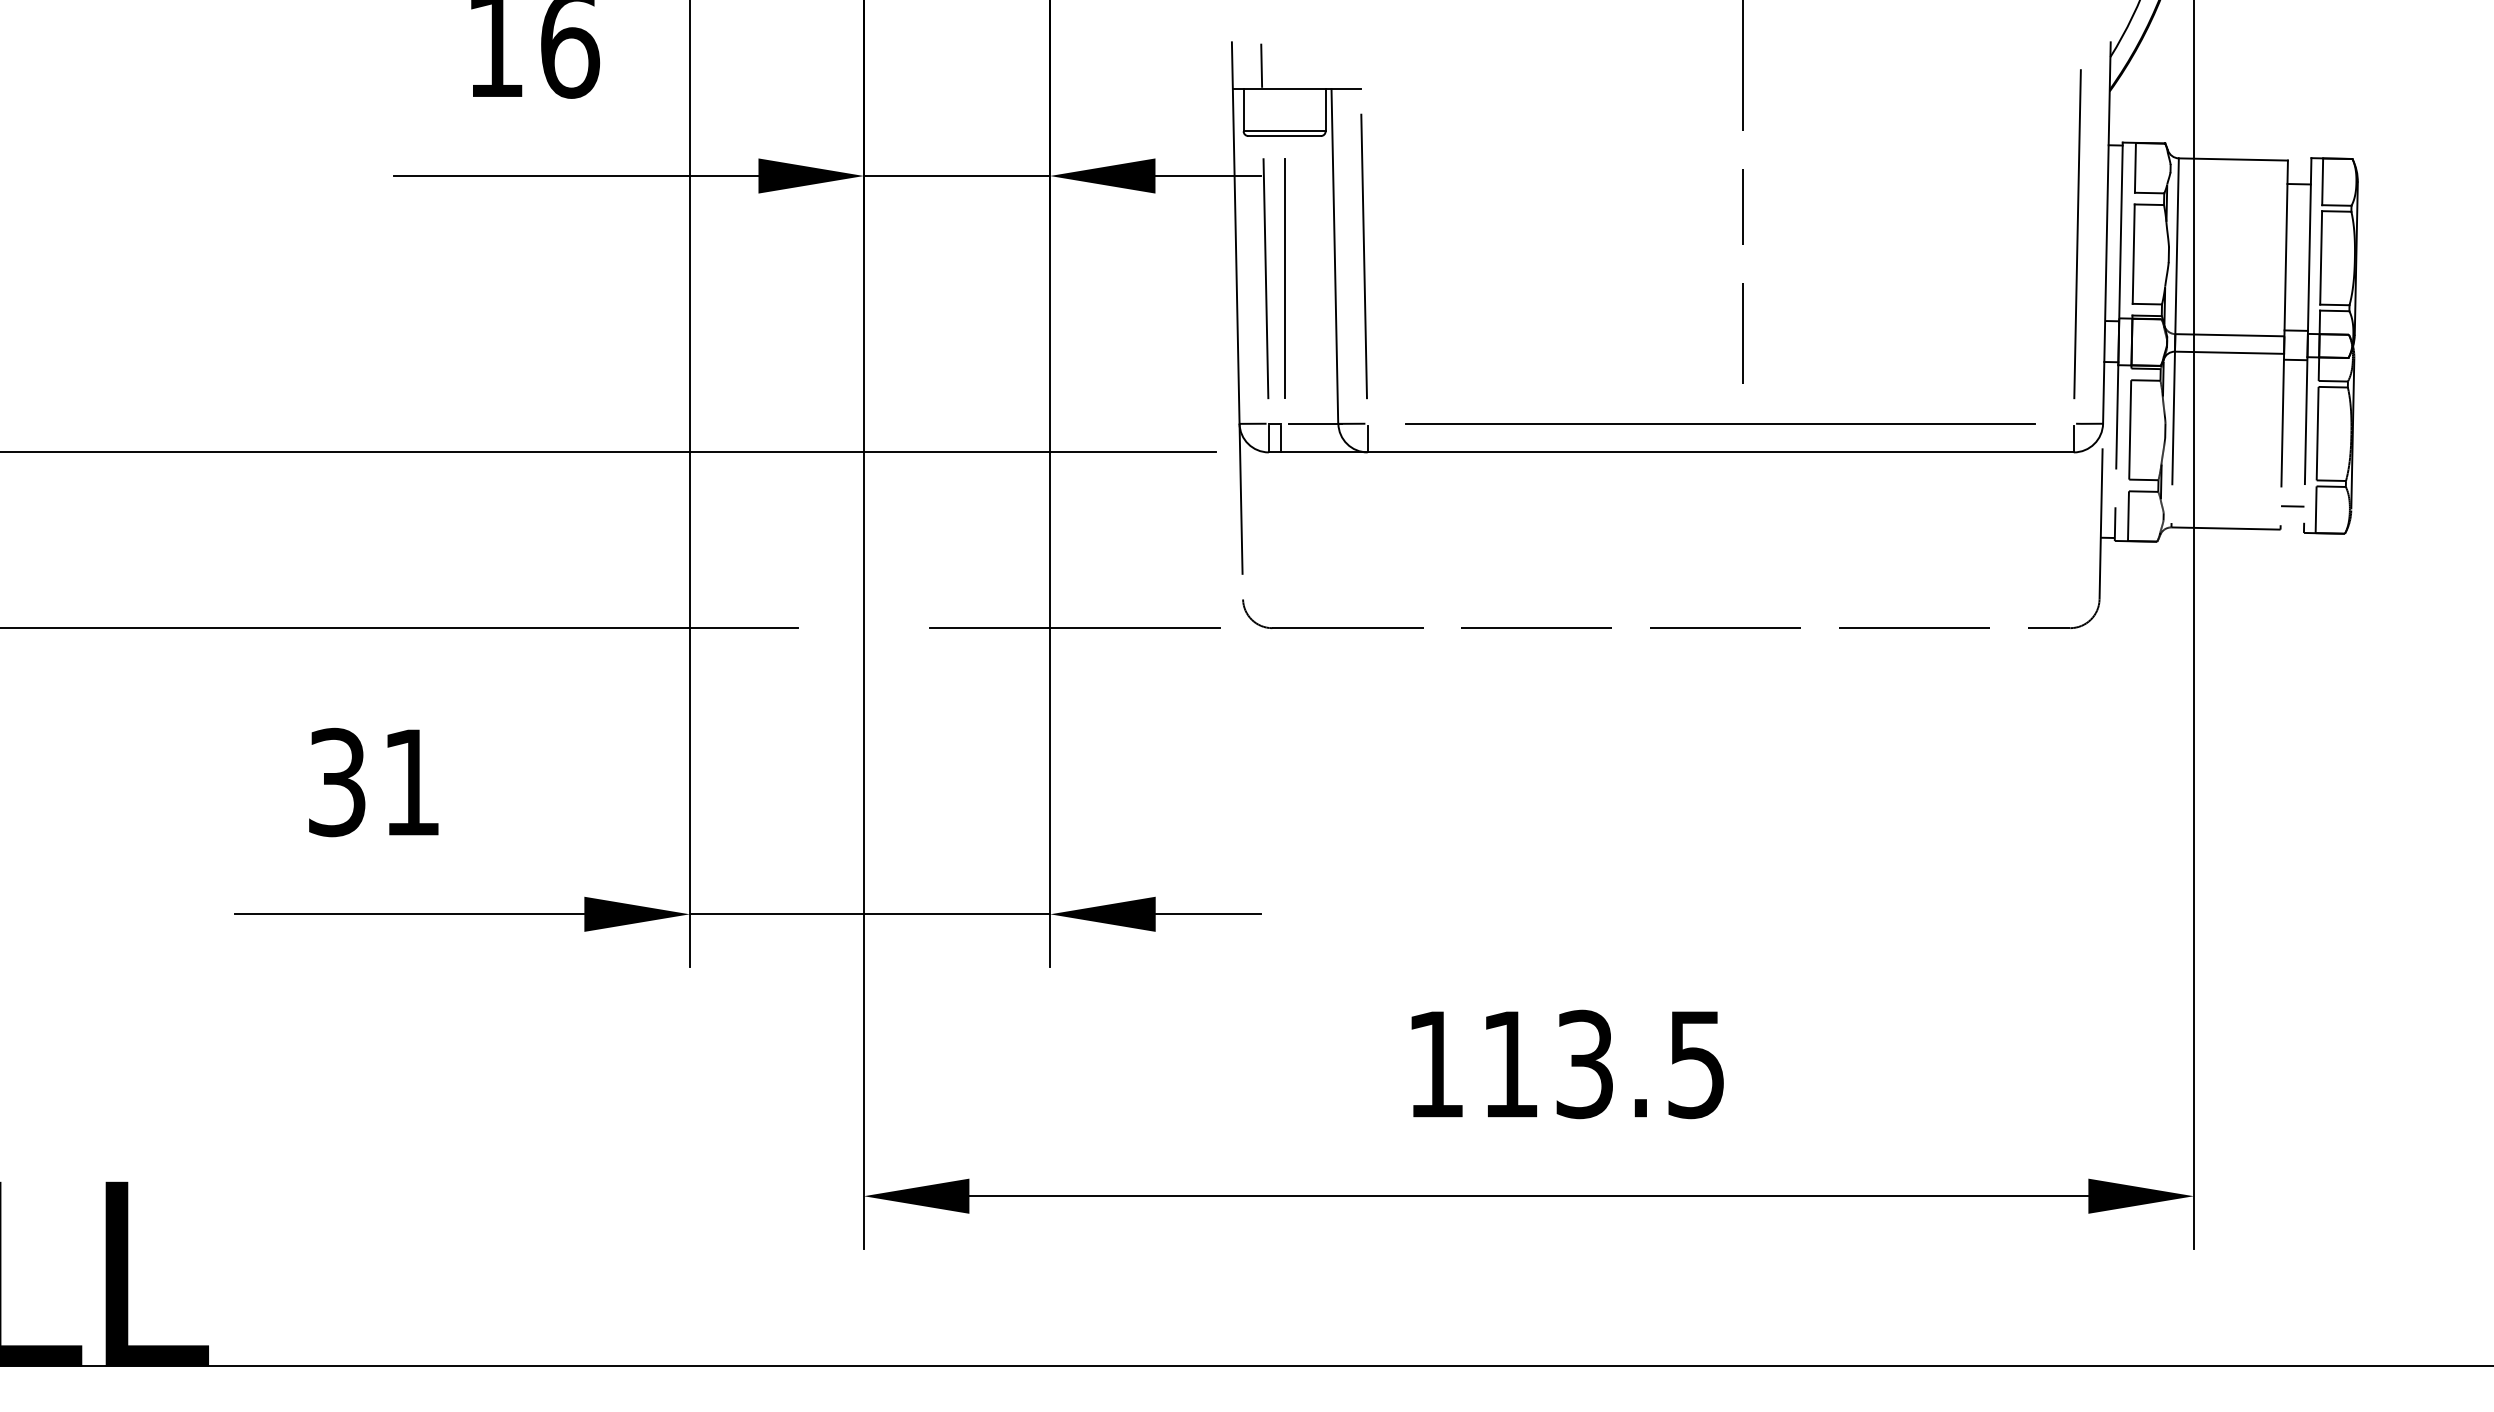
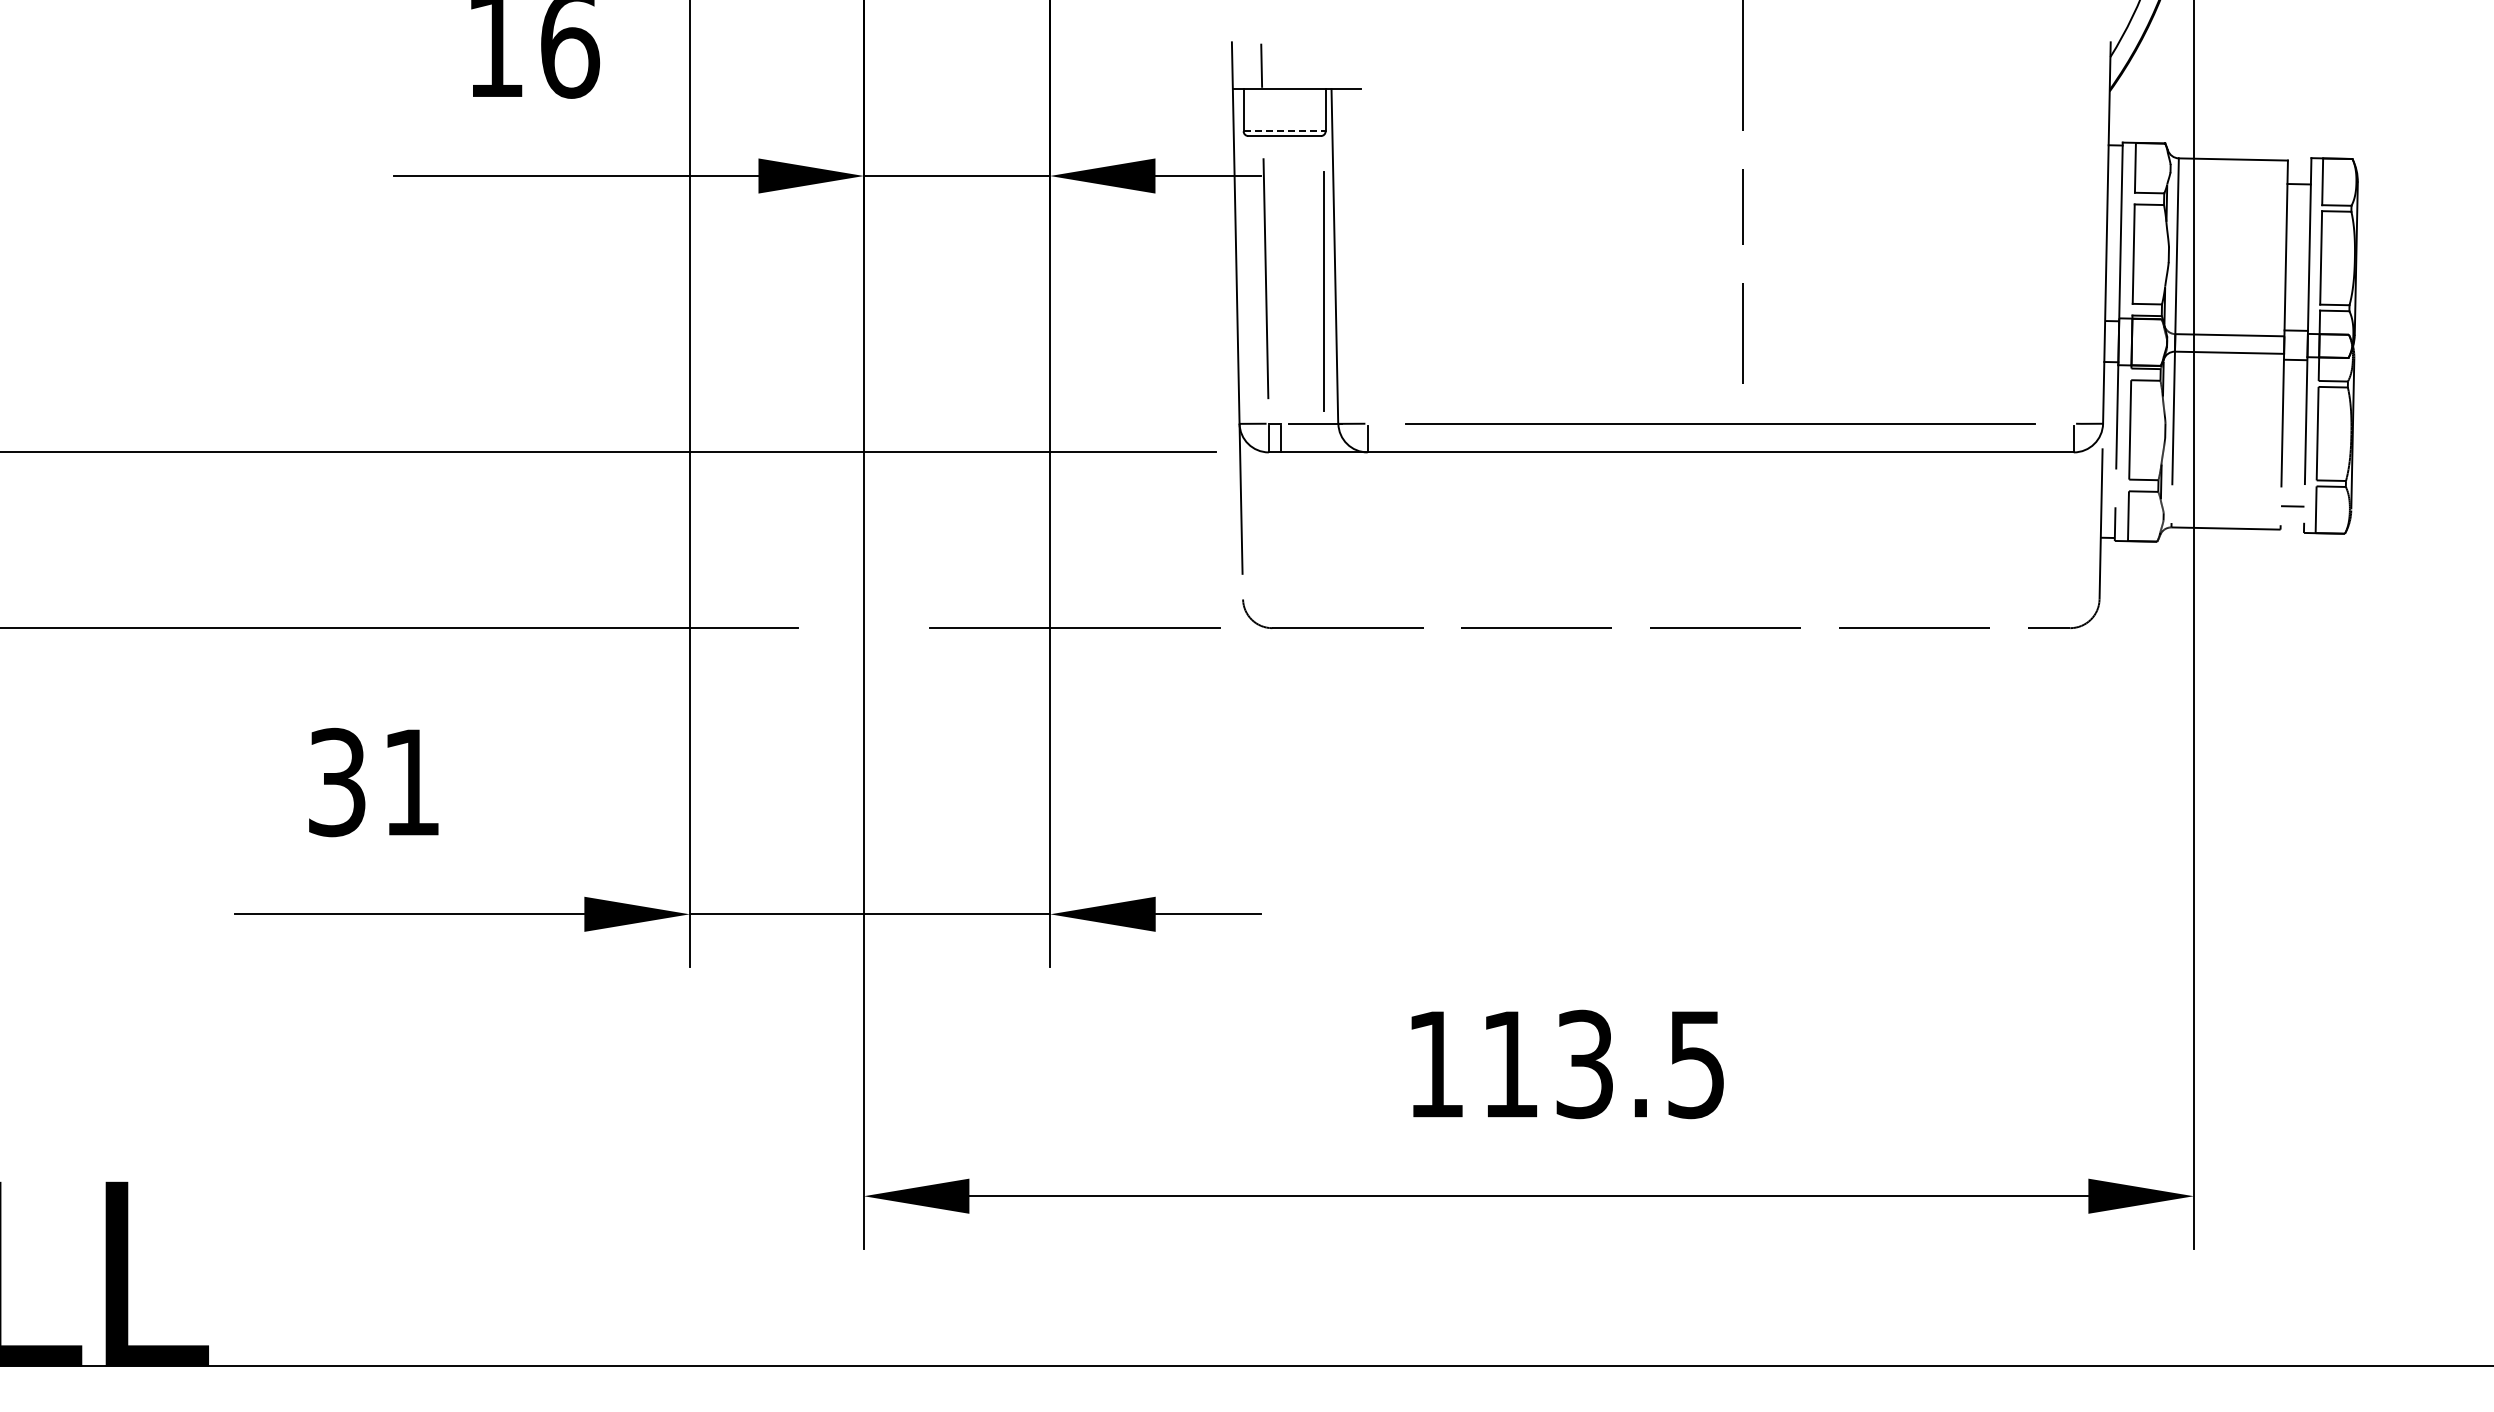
line: solid -> dashed (1285, 131)
line: present -> none (2077, 234)
line: present -> none (1363, 256)
line position: (1284, 278) -> (1323, 291) (1323, 291)
